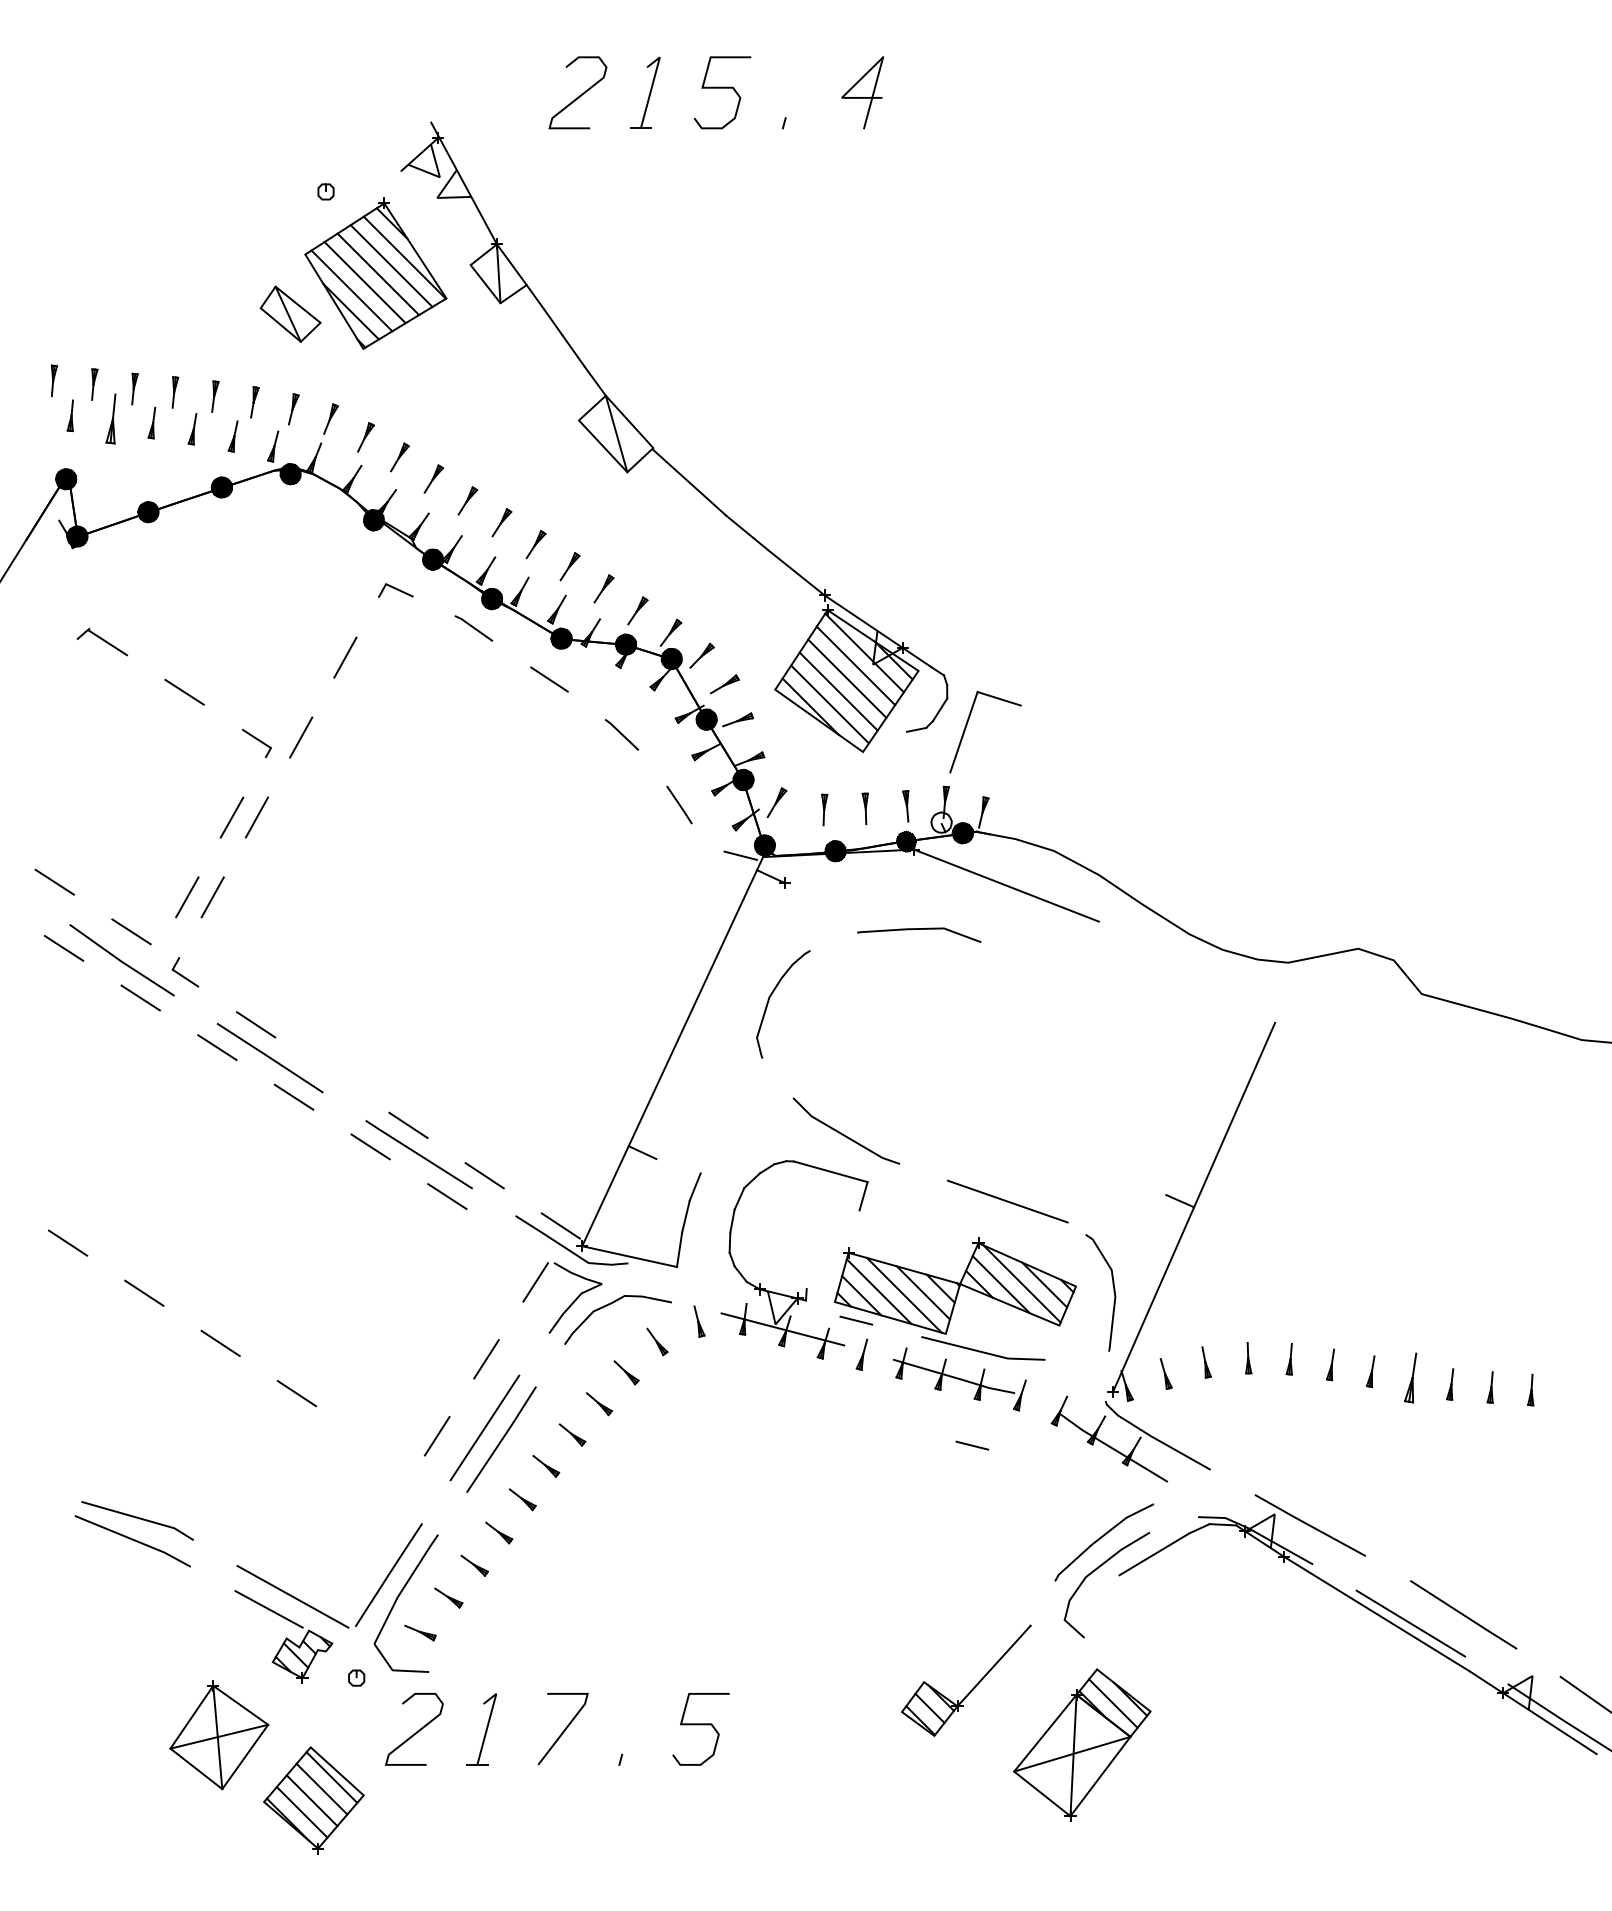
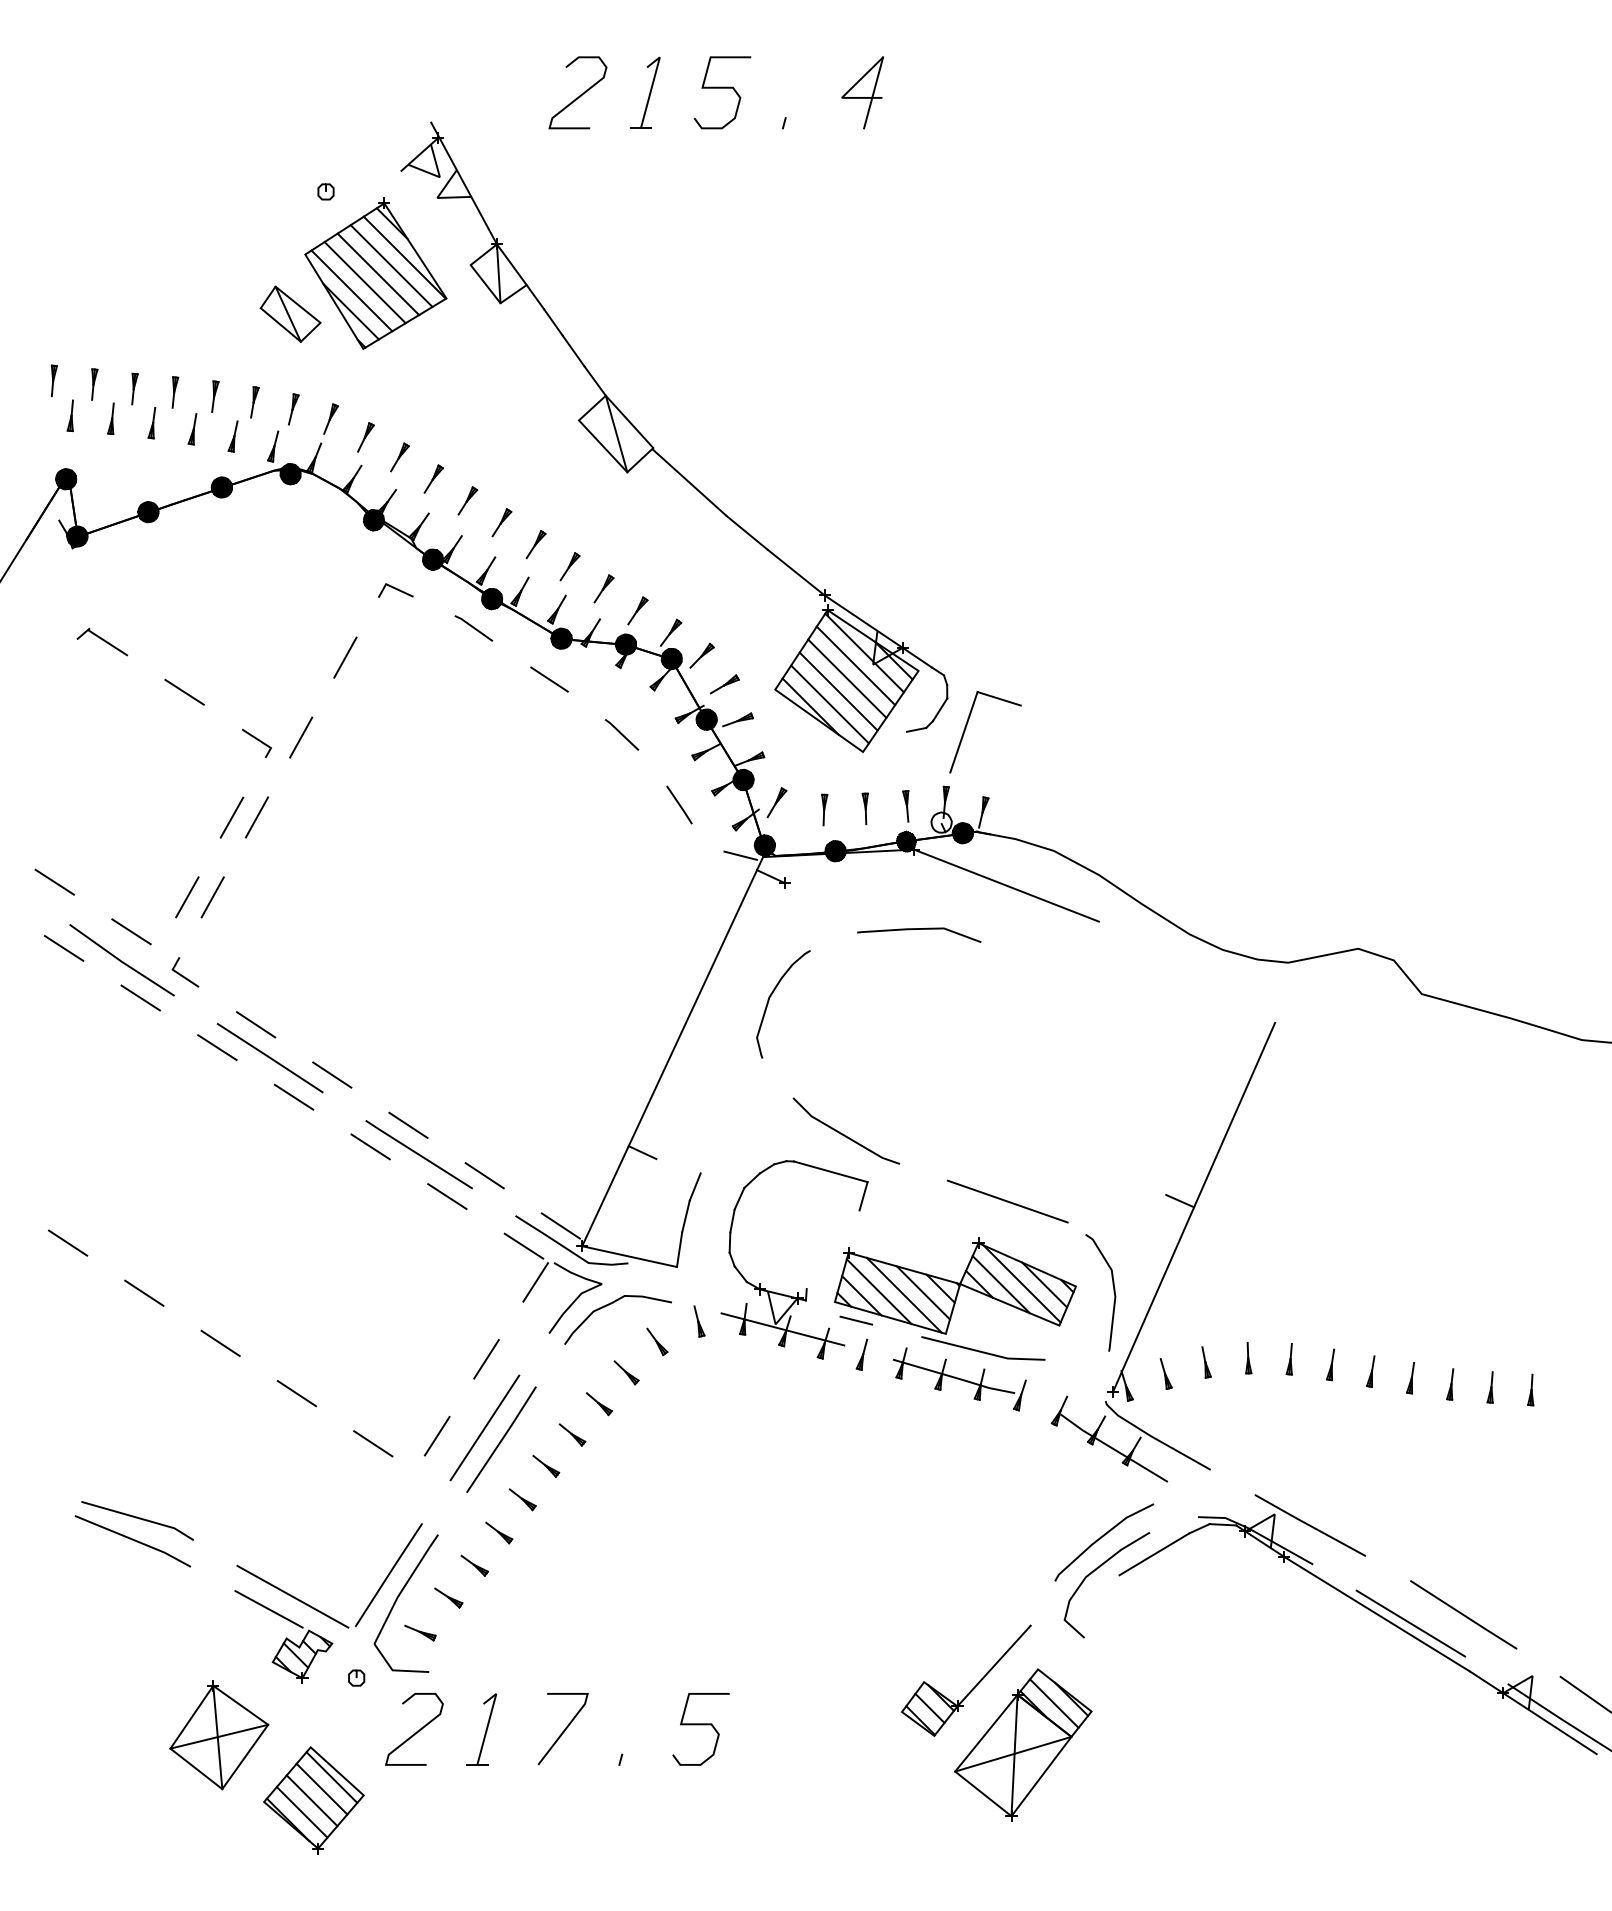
part size: 12x52 px -> 8x33 px (110, 418)
line: none -> present (332, 1074)
line: none -> present (523, 1245)
part size: 14x52 px -> 9x33 px (1410, 1378)
line: none -> present (373, 1443)
line: present -> none (972, 1445)
part position: (1082, 1744) -> (1023, 1744) (1023, 1744)
